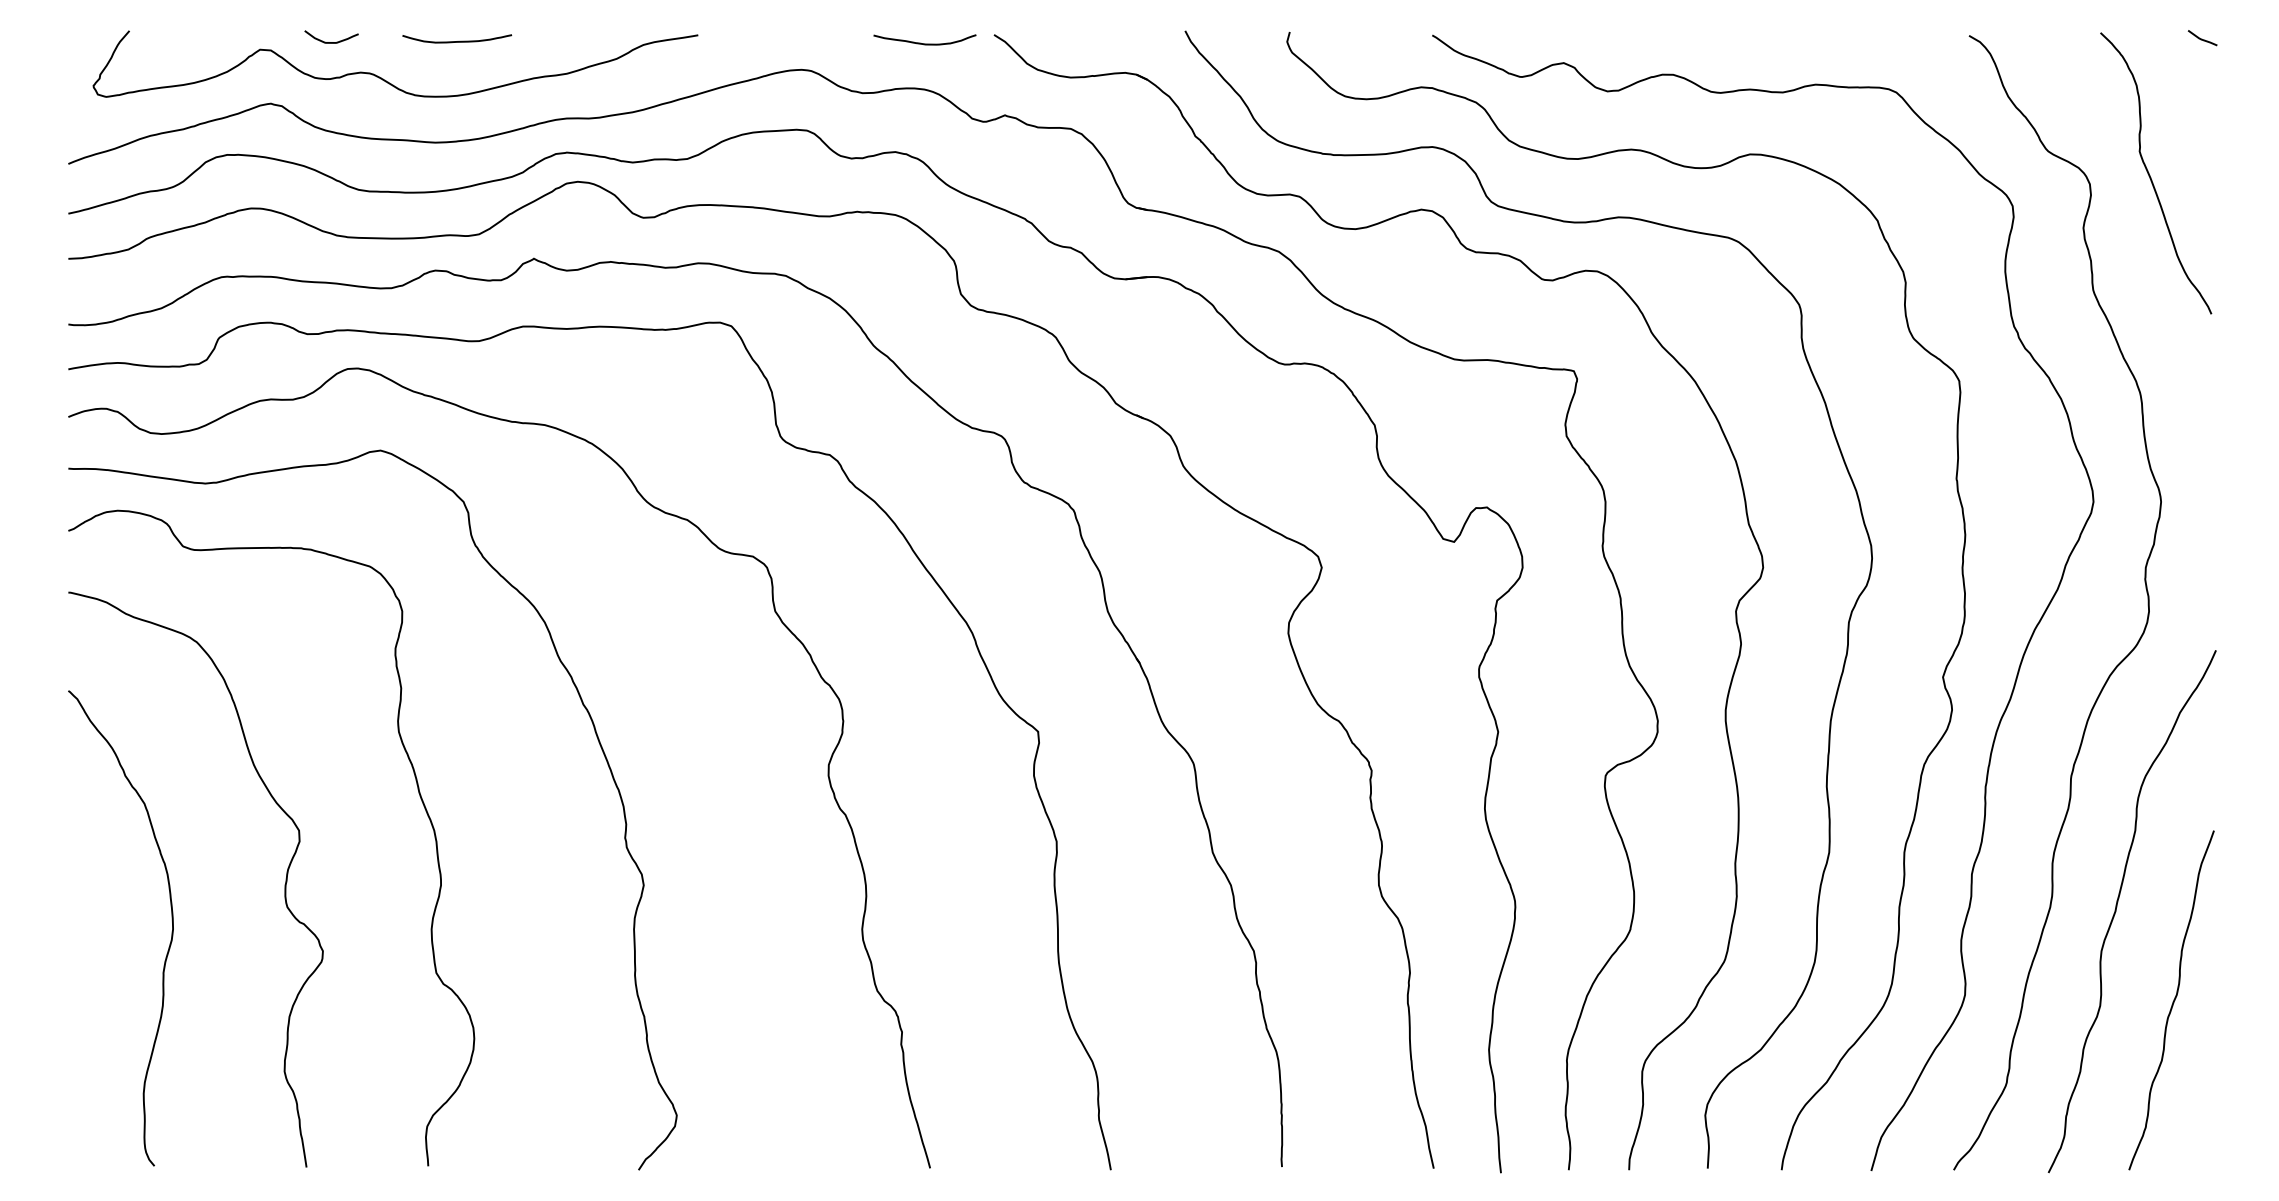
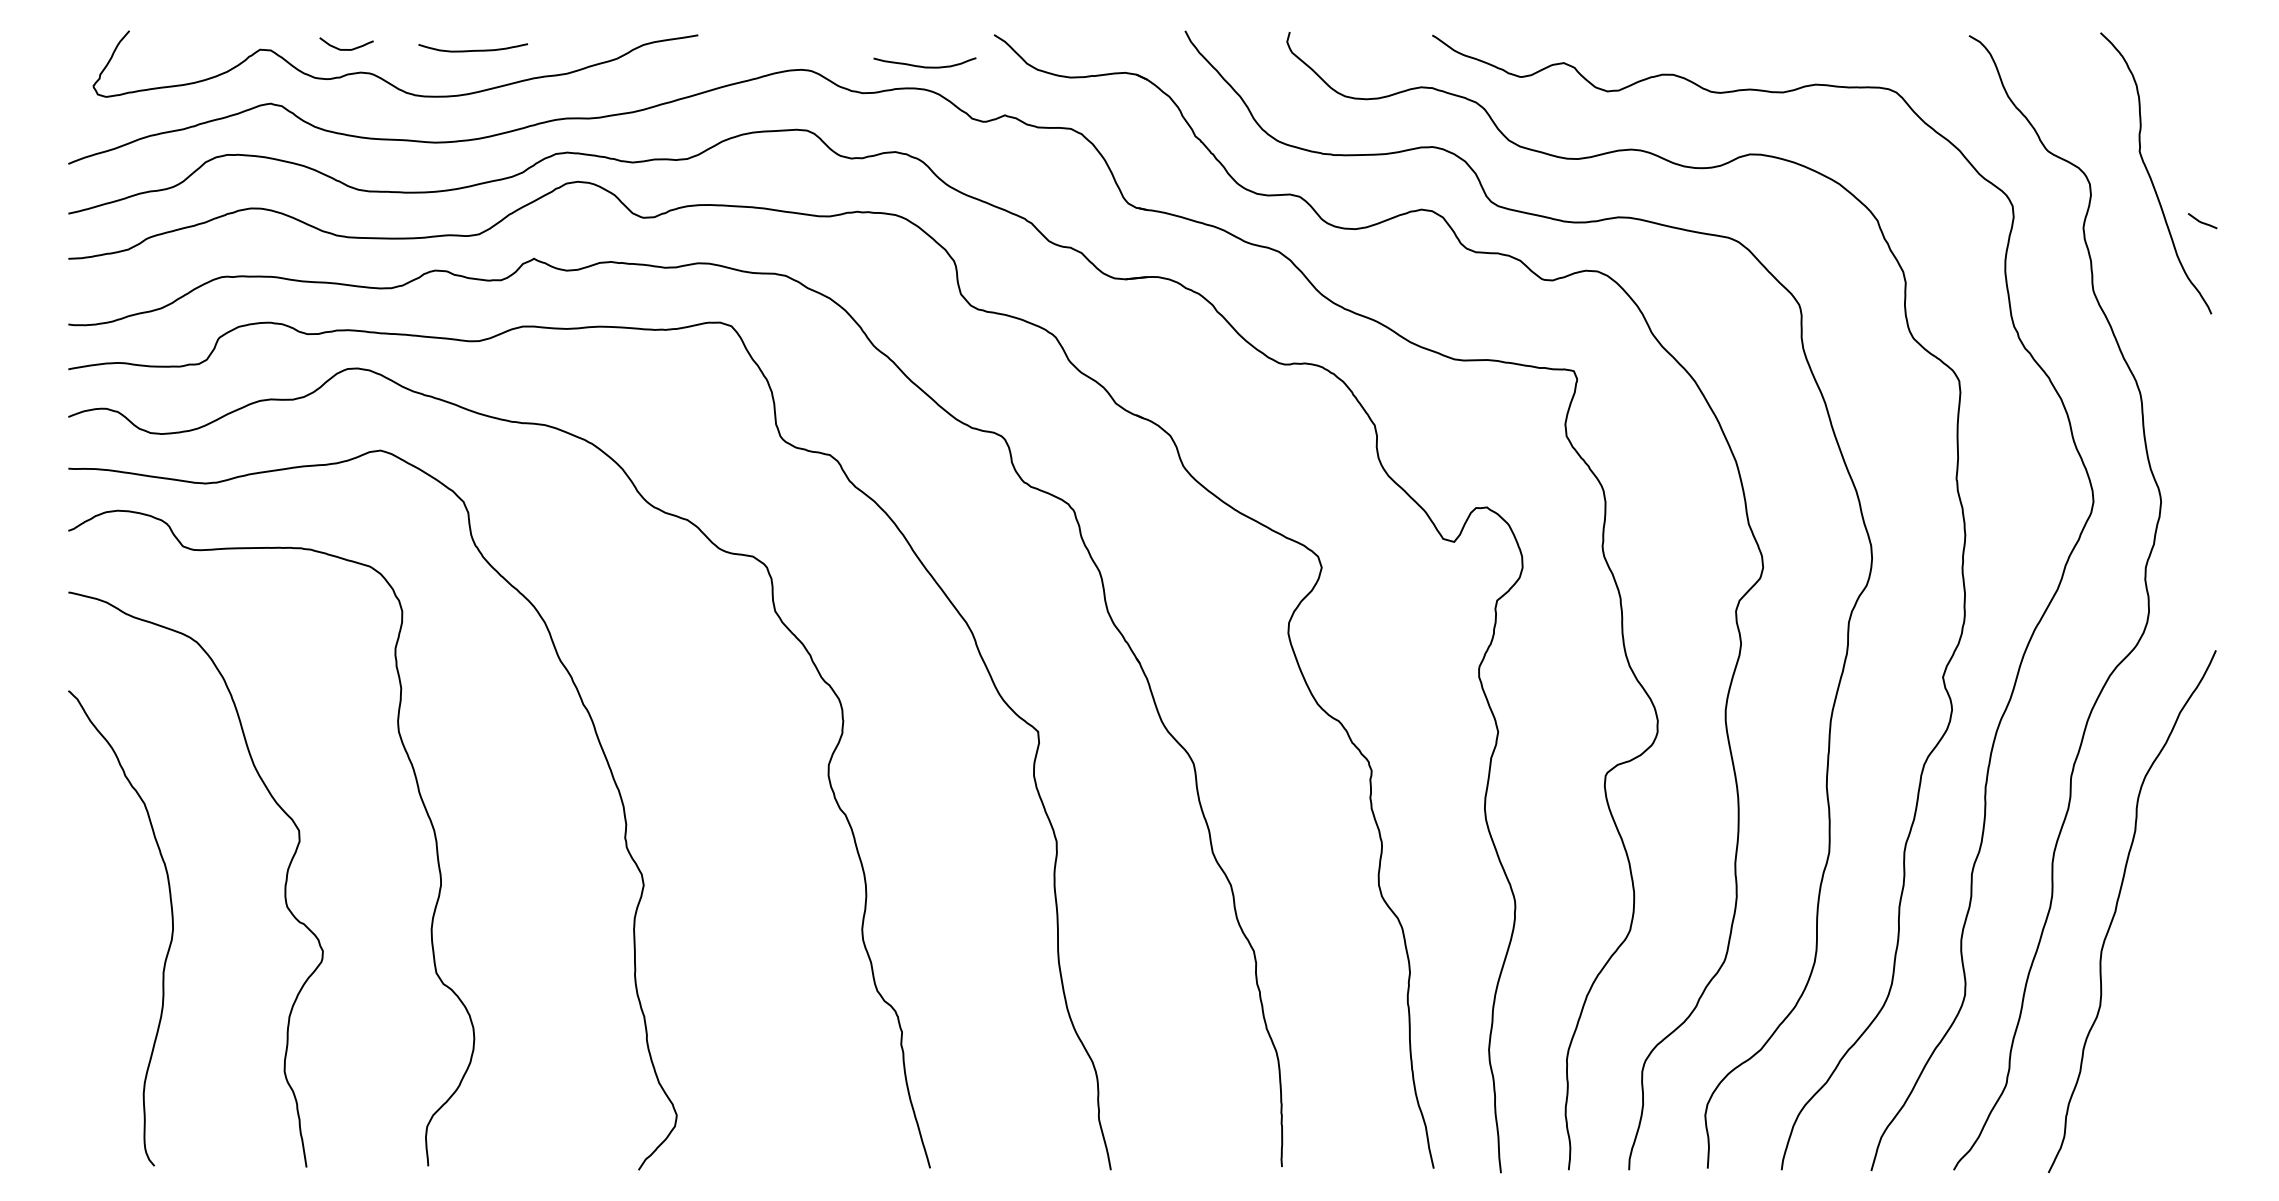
line position: (2202, 38) -> (2202, 221) (2202, 221)
curve position: (459, 40) -> (475, 49) (475, 49)
curve position: (331, 42) -> (346, 49) (346, 49)
curve position: (924, 43) -> (924, 66) (924, 66)
curve: present -> none (2172, 1001)
